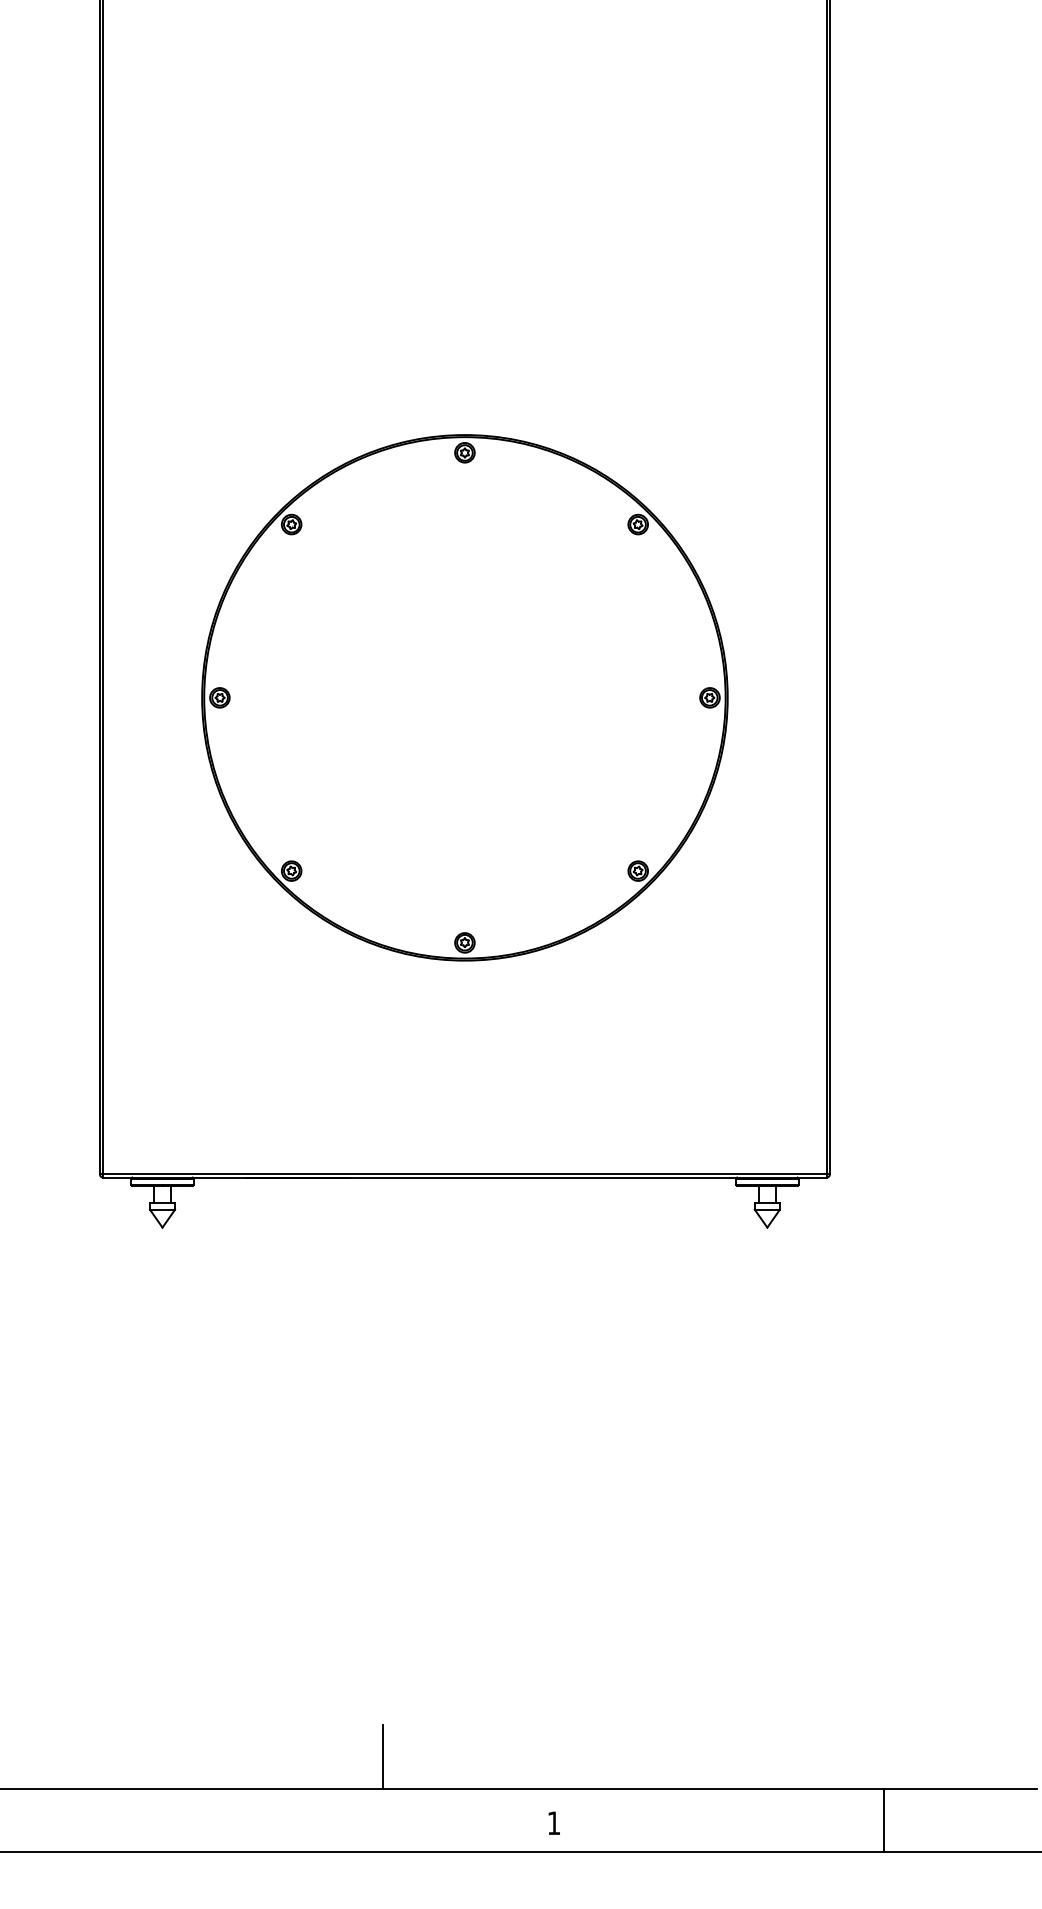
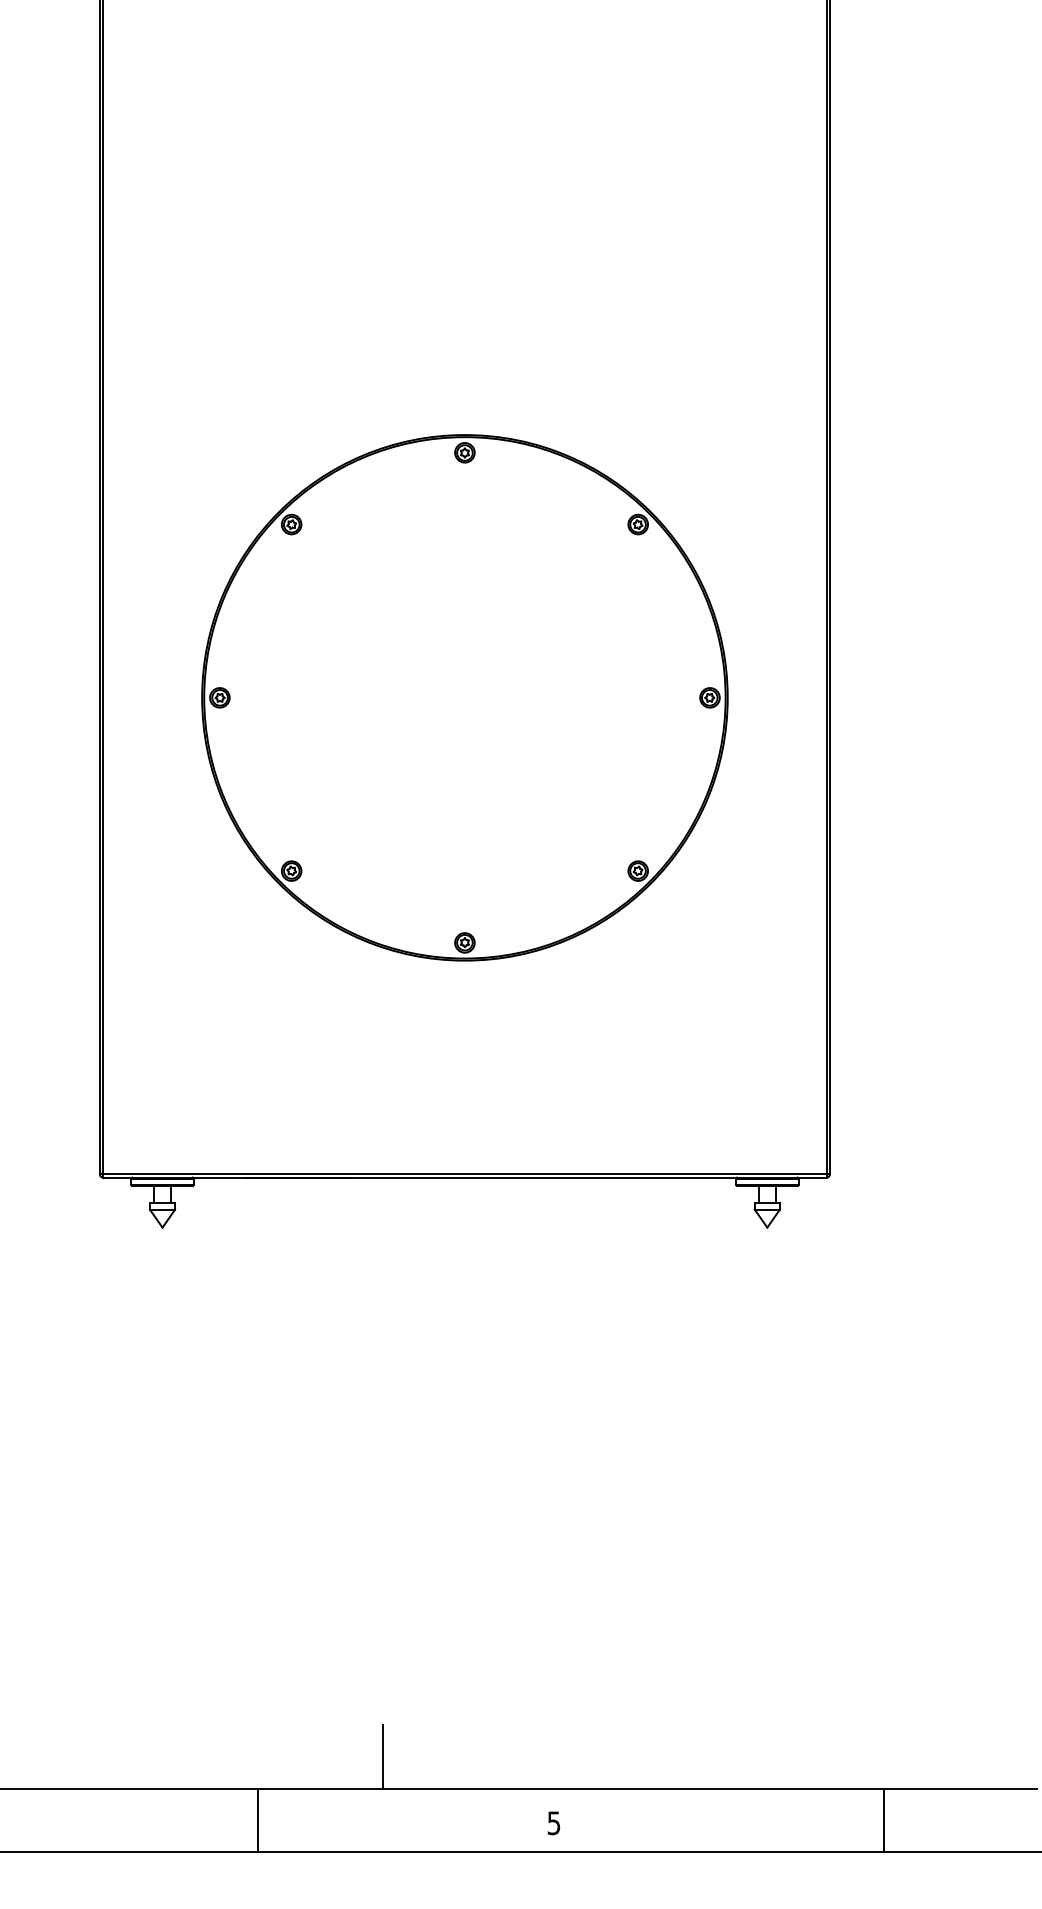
line: none -> present (257, 1820)
text: 1 -> 5 (553, 1823)
